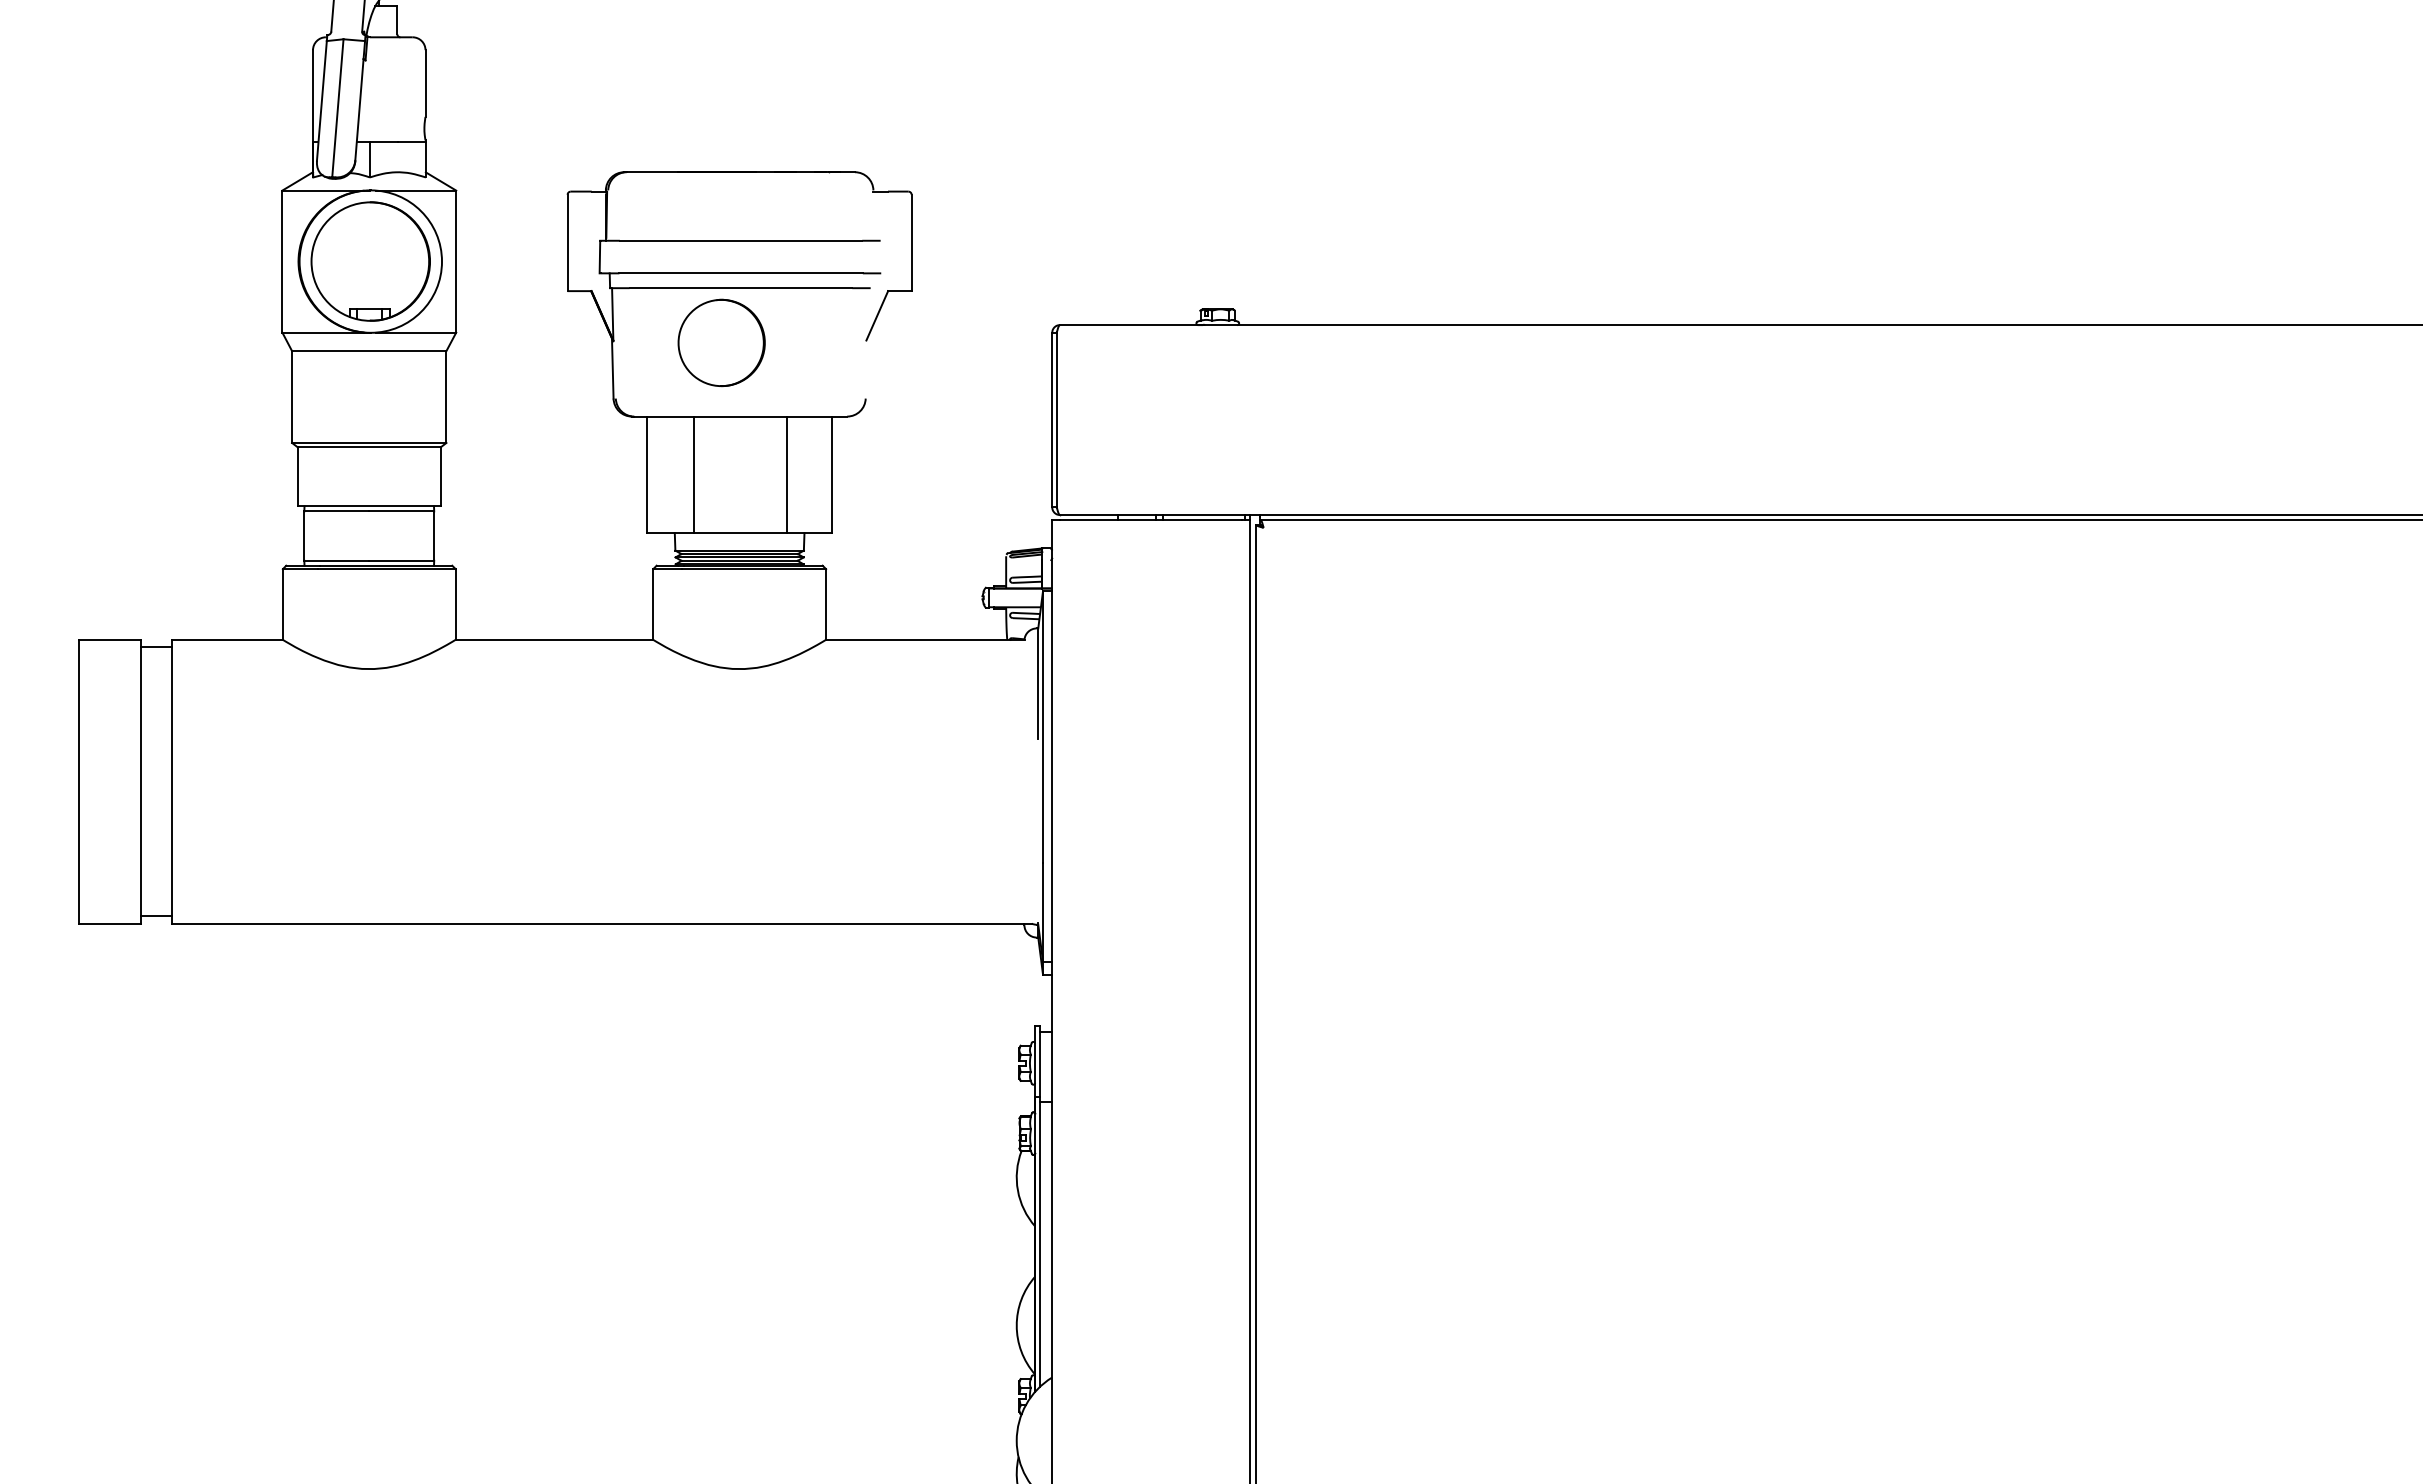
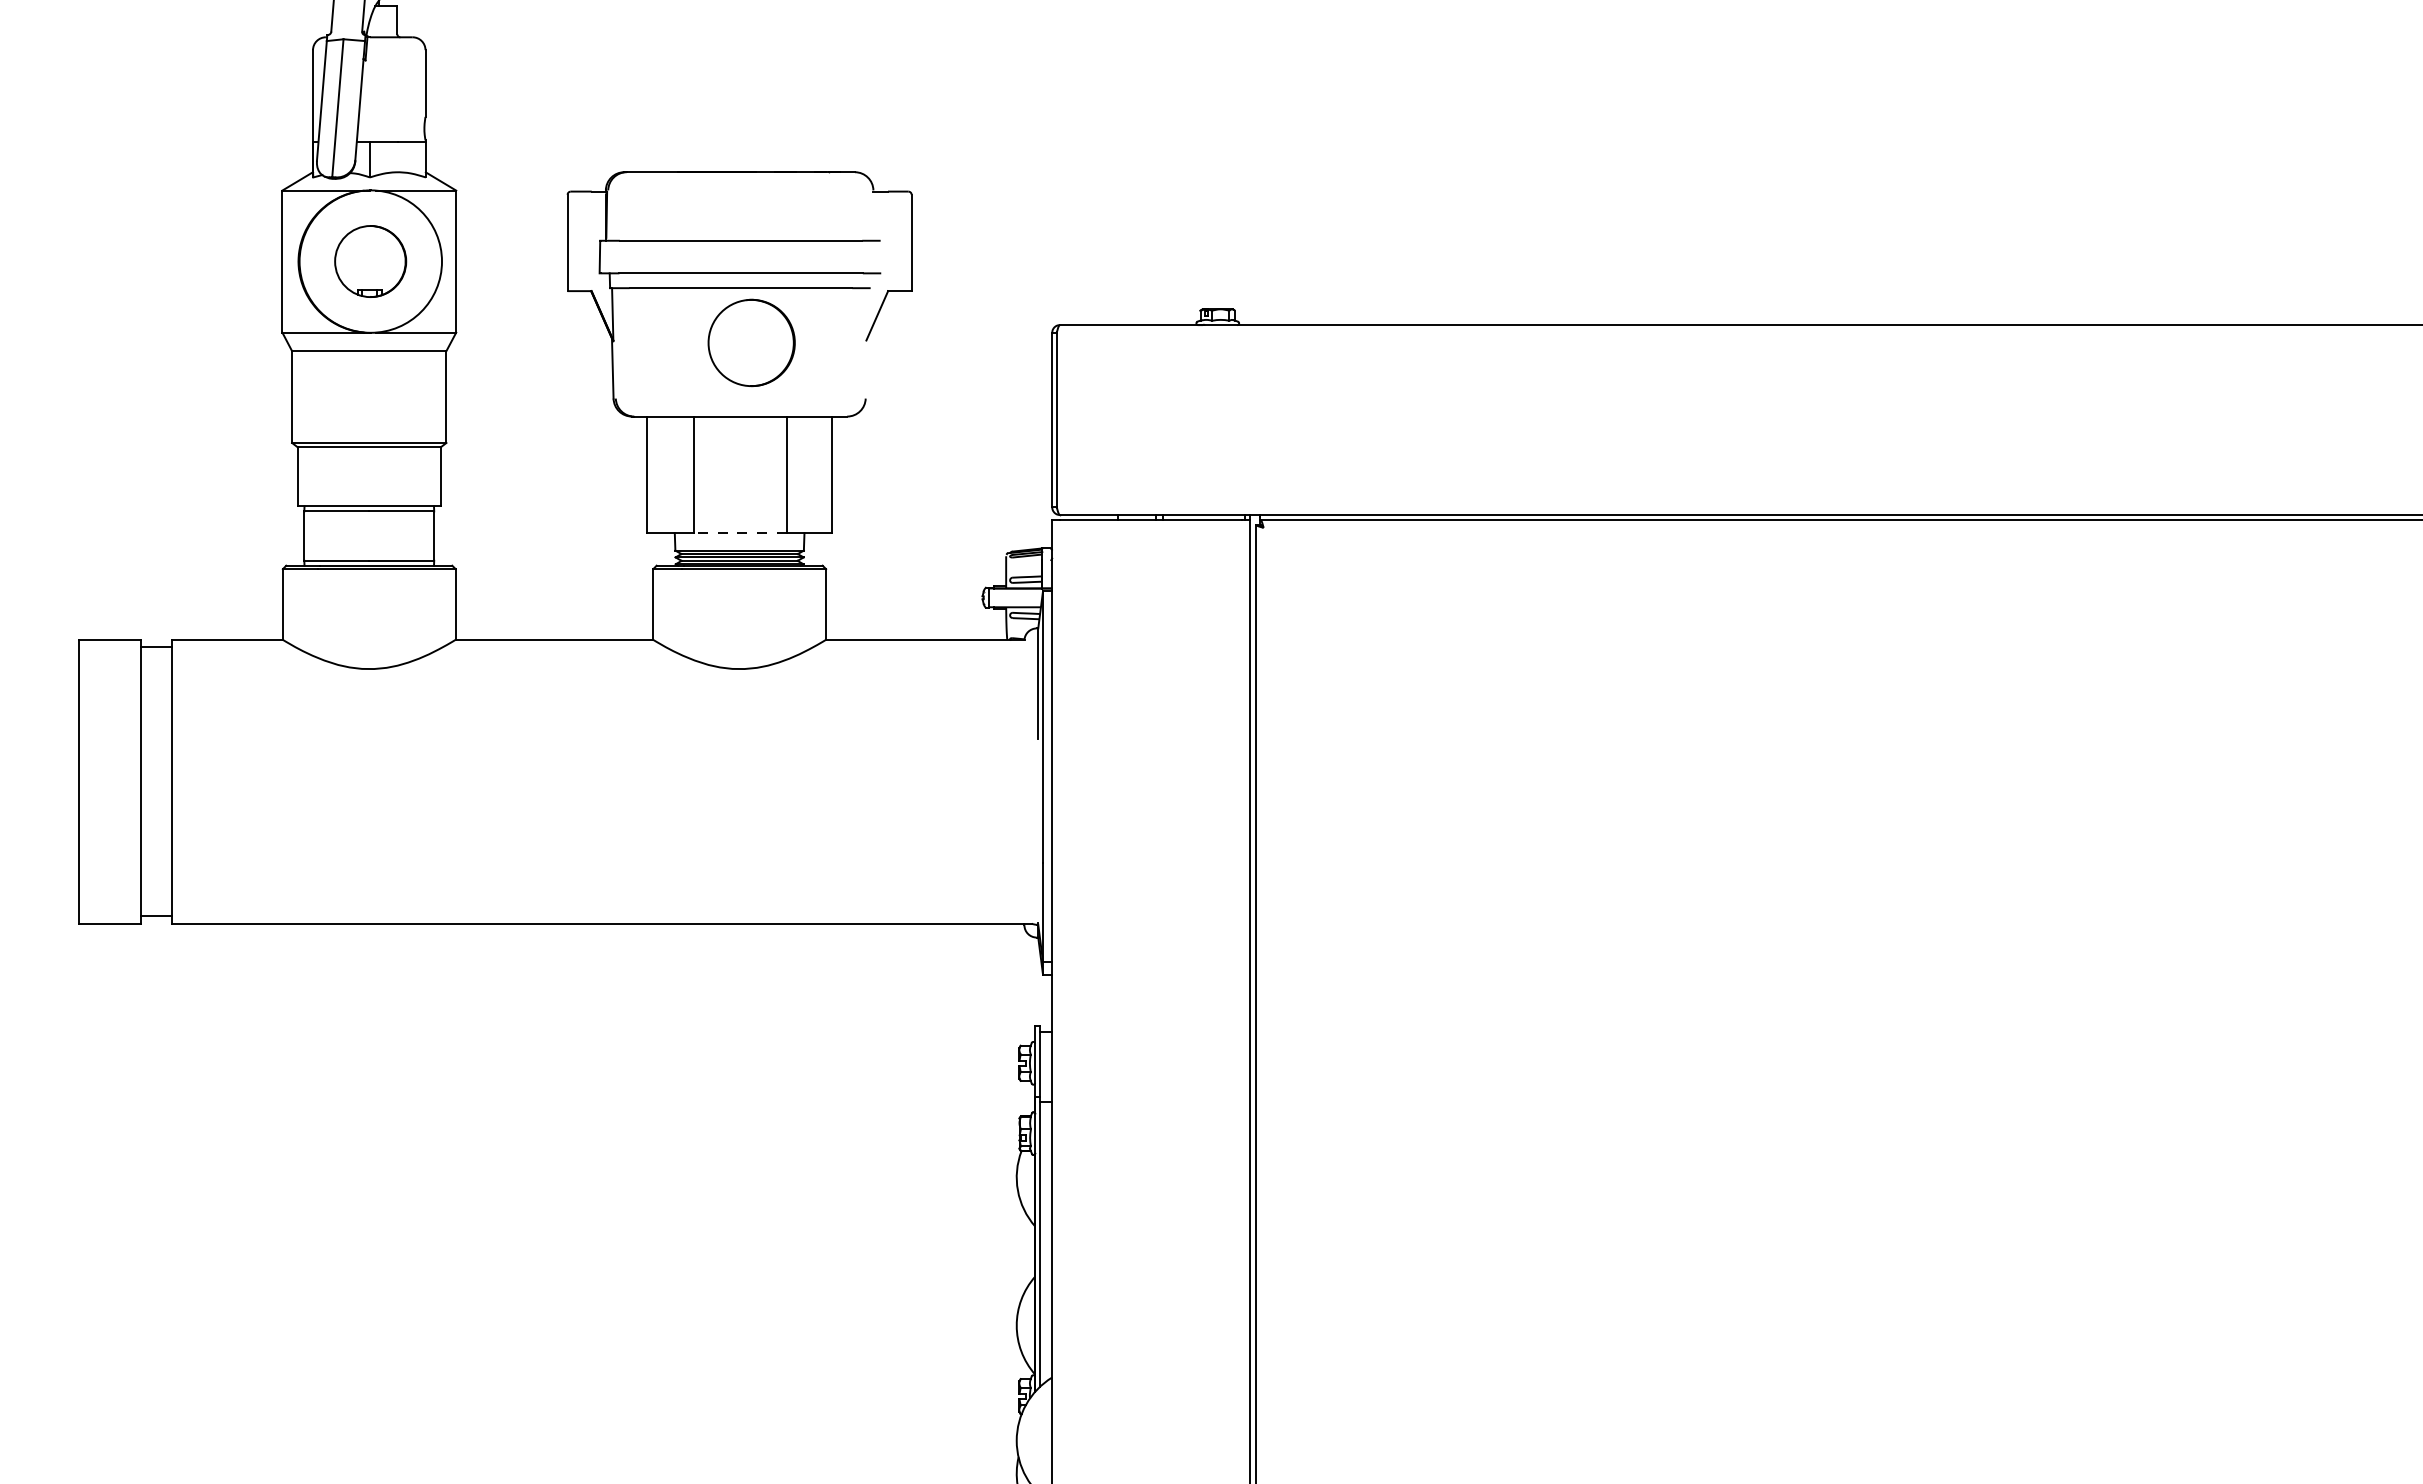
part size: 121x121 px -> 74x73 px (370, 261)
part position: (721, 342) -> (751, 342) (751, 342)
line: solid -> dashed (739, 533)
